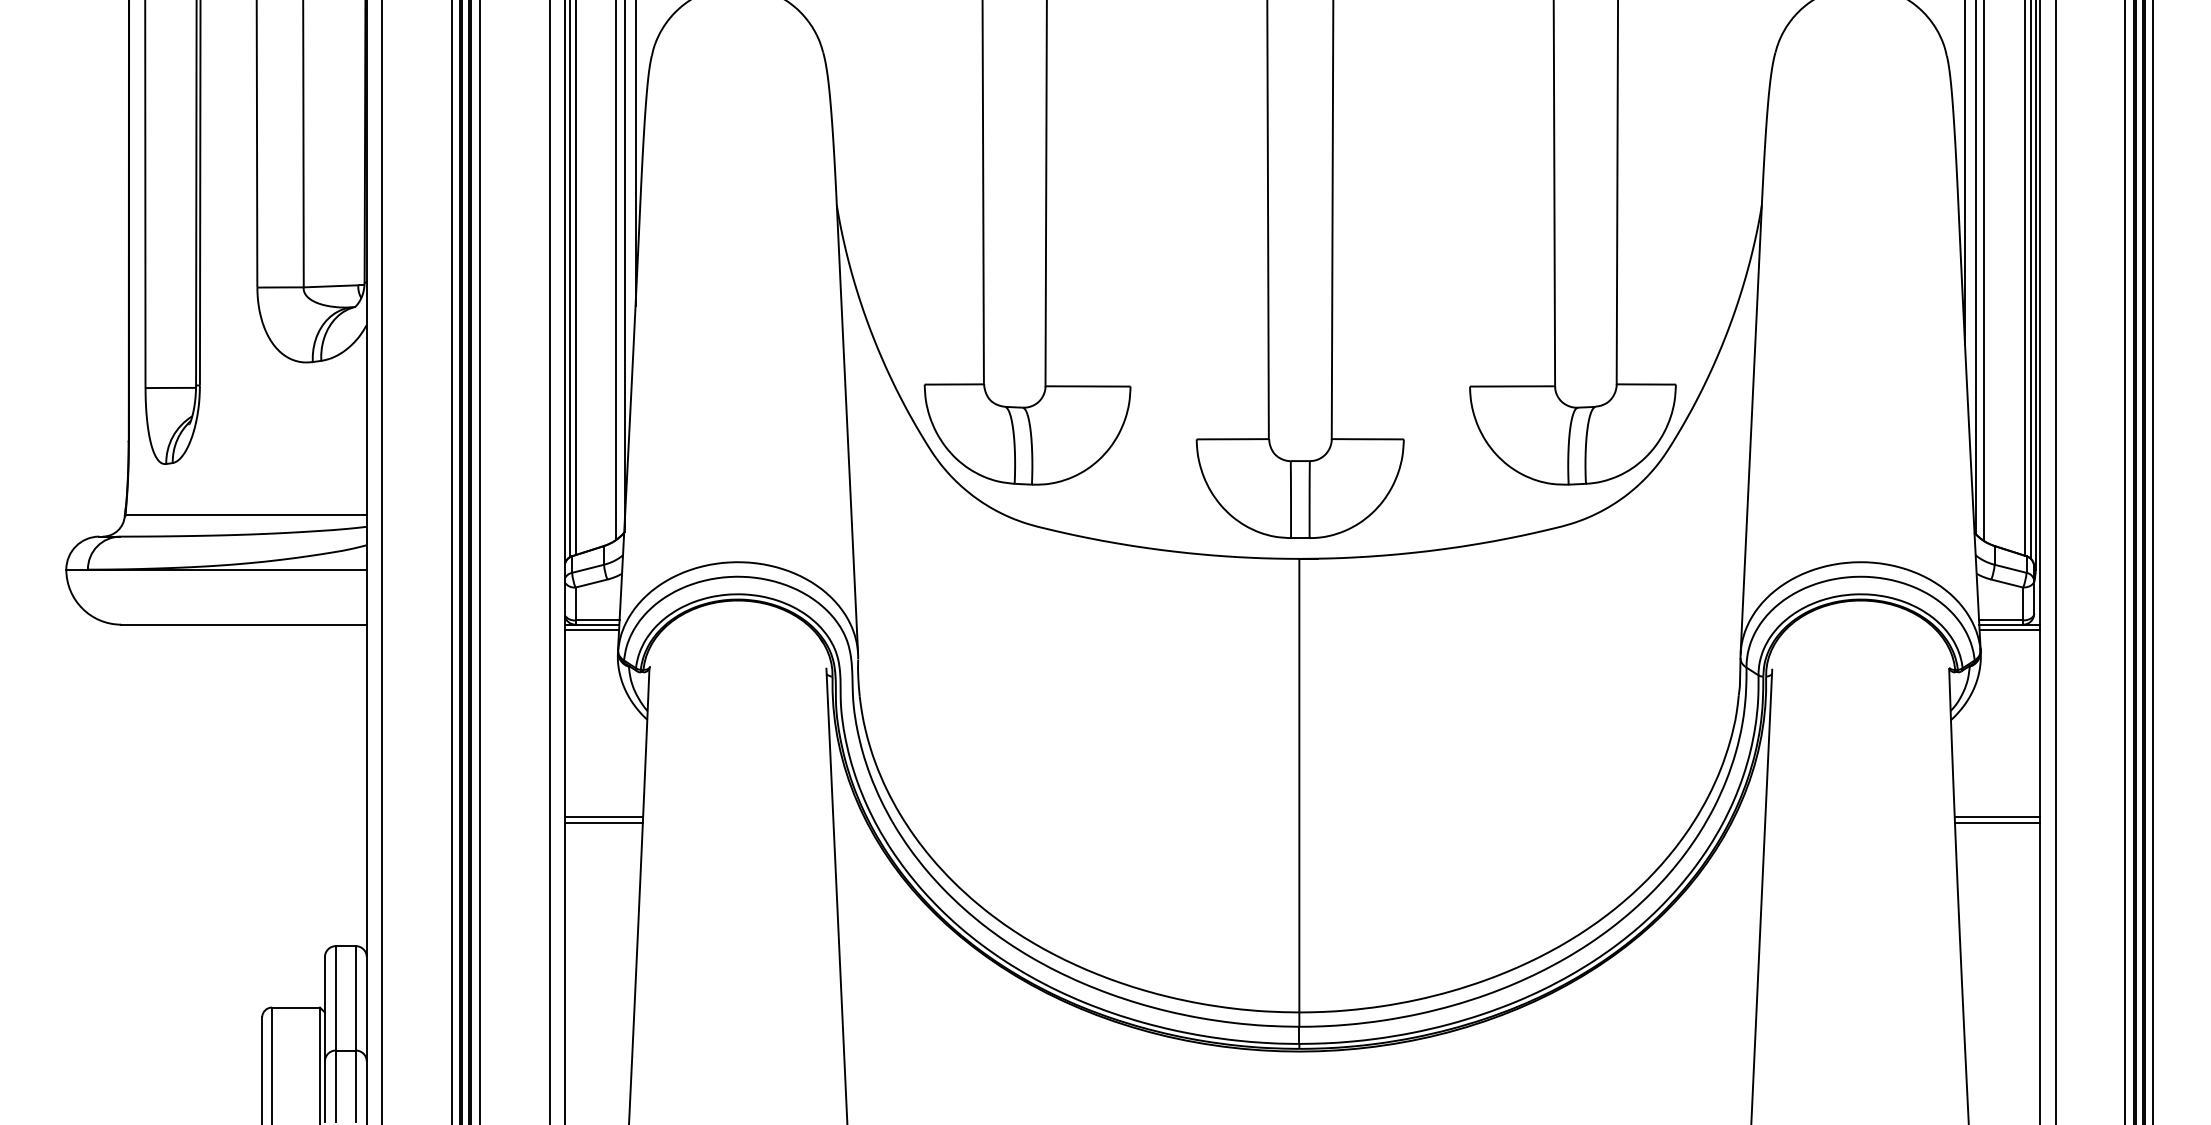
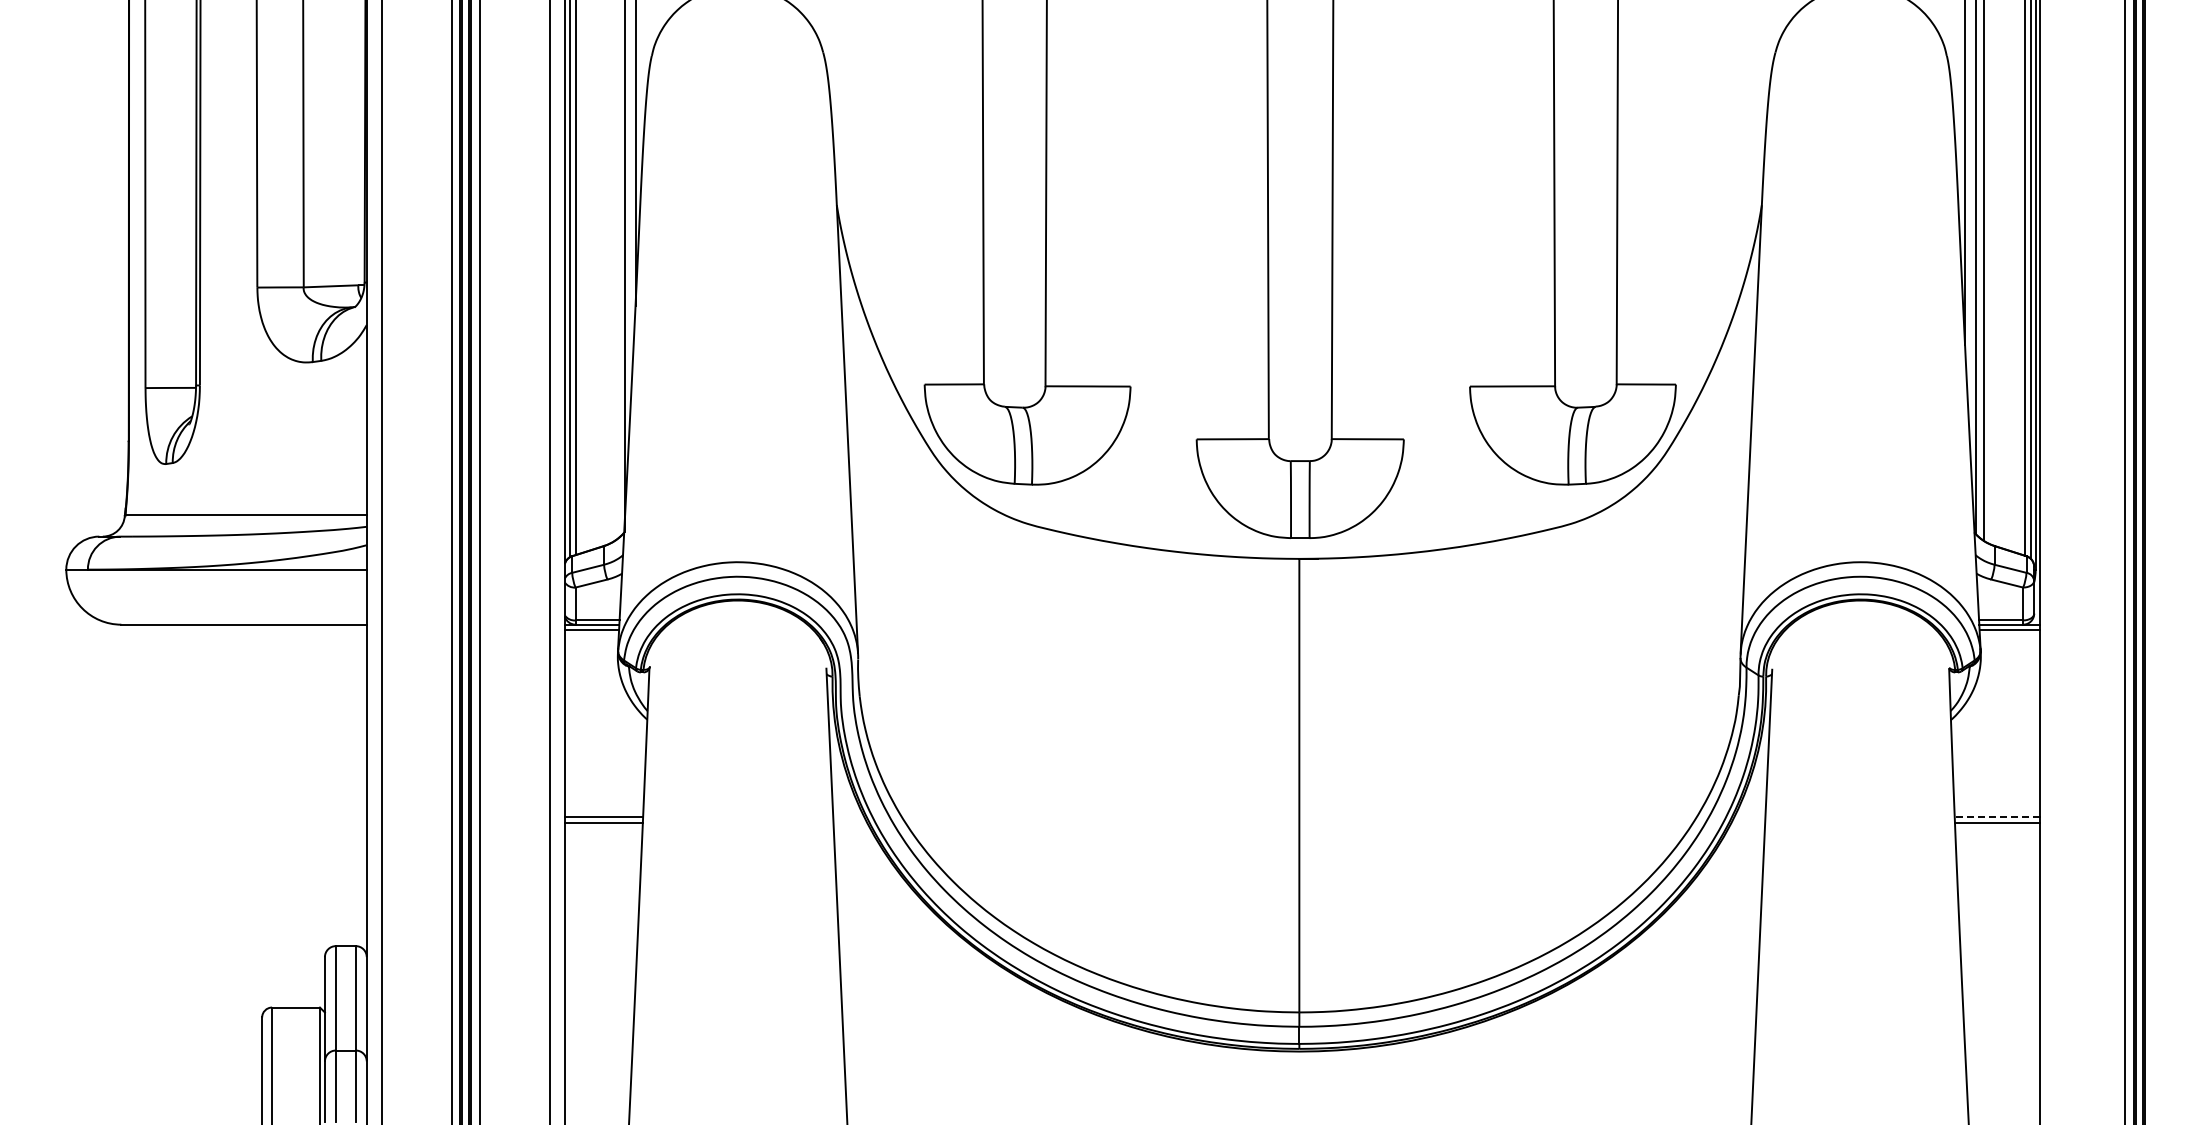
line: present -> none (616, 270)
line: present -> none (2055, 561)
line: present -> none (2153, 561)
line: solid -> dashed (1997, 817)
